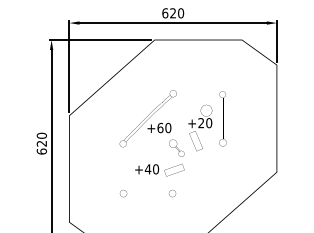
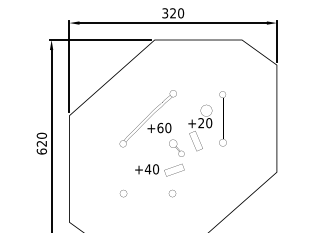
text: 620 -> 320 (165, 13)
